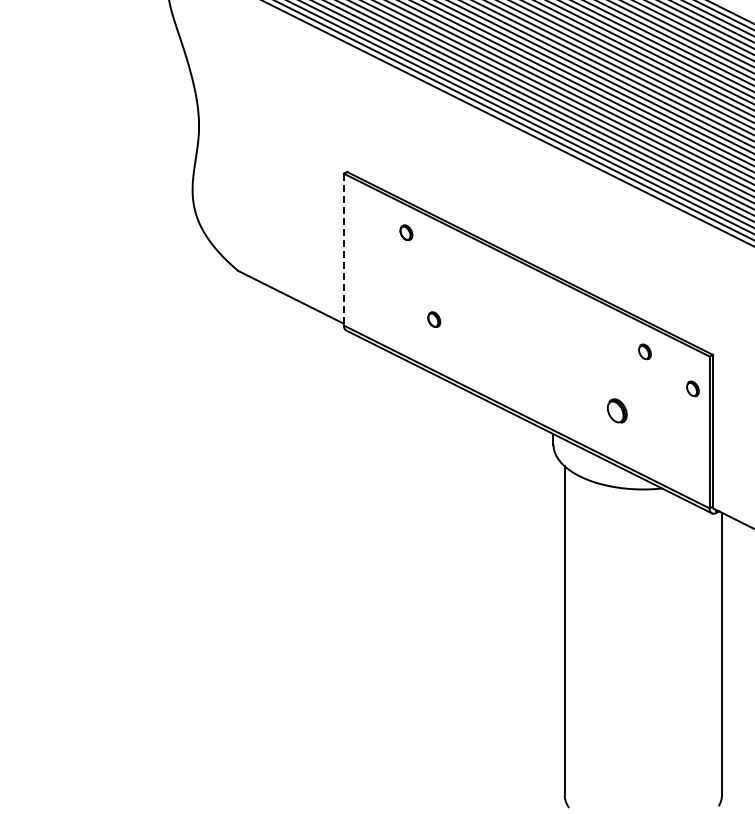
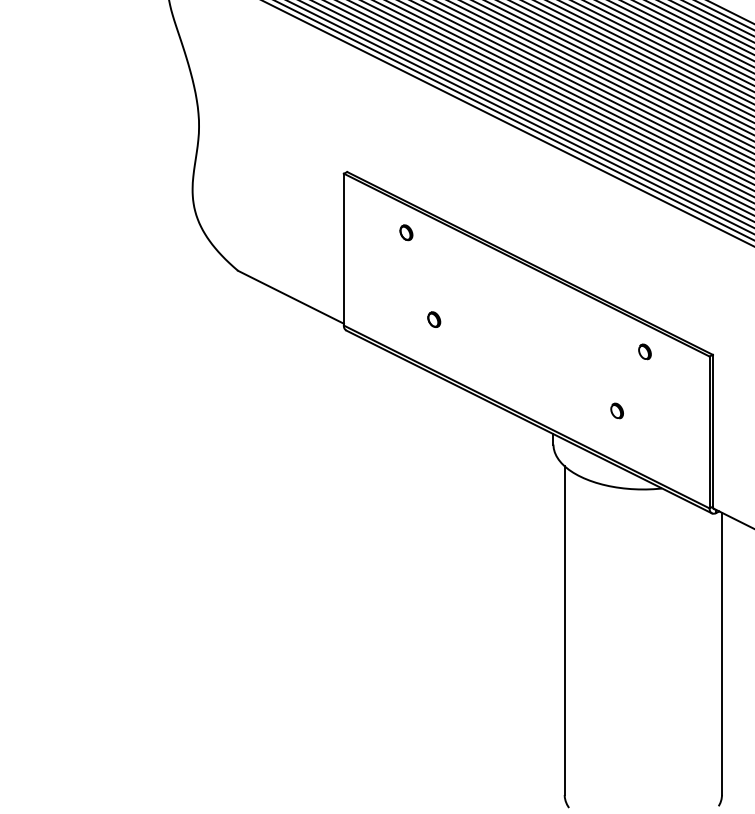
line: dashed -> solid (343, 249)
part: present -> none (692, 388)
part size: 22x26 px -> 14x18 px (616, 410)
